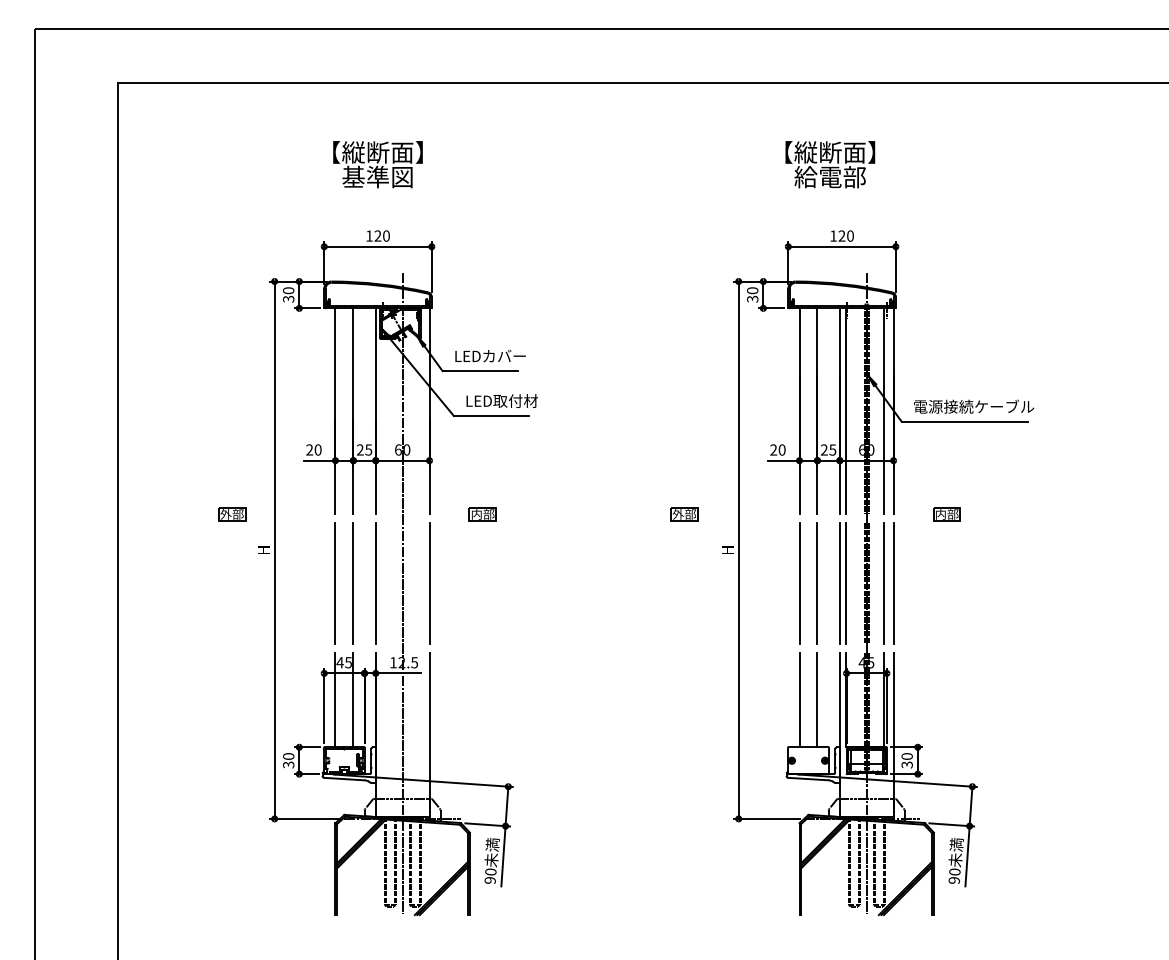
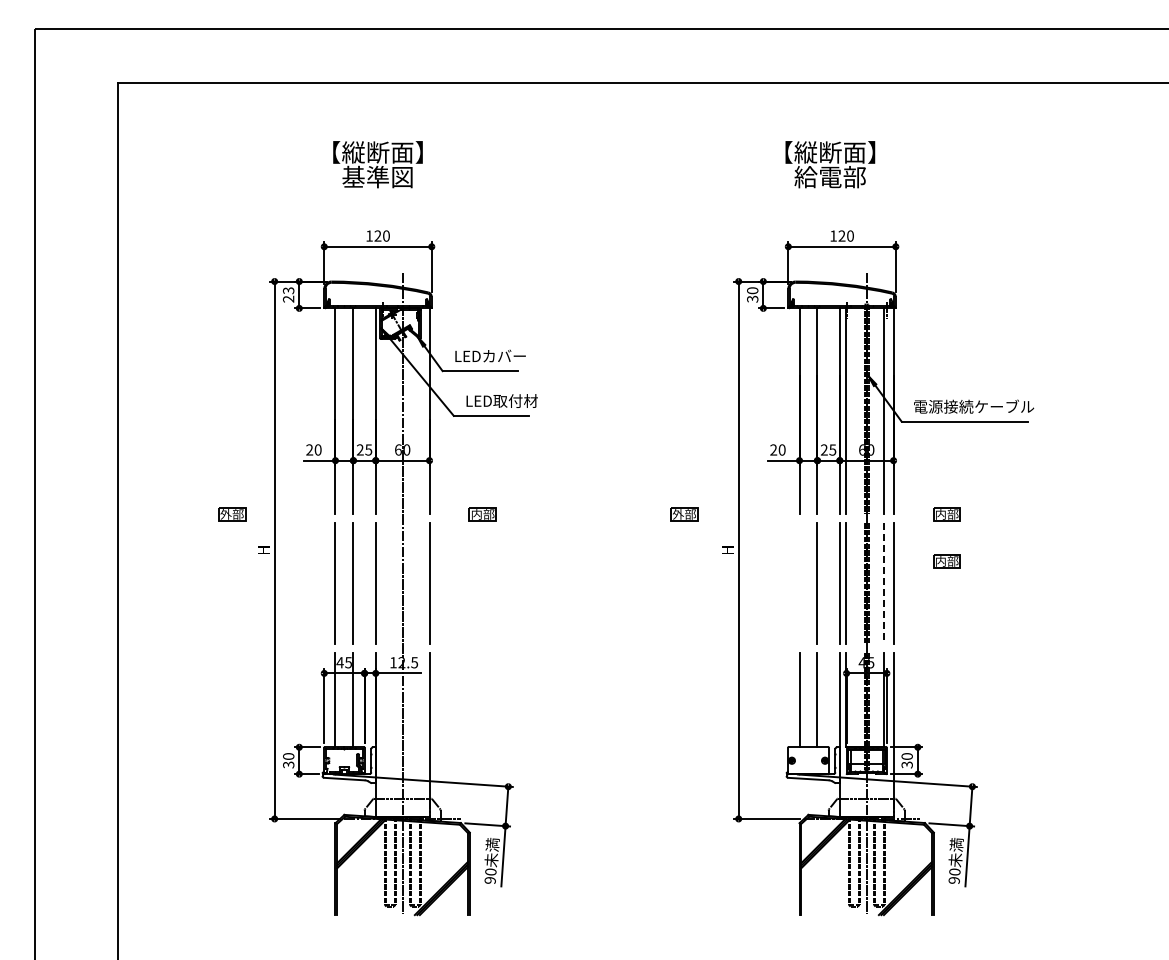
text: 30 -> 23 (288, 294)
part: none -> present (946, 561)
line: present -> none (799, 583)
line: solid -> dashed (883, 584)
